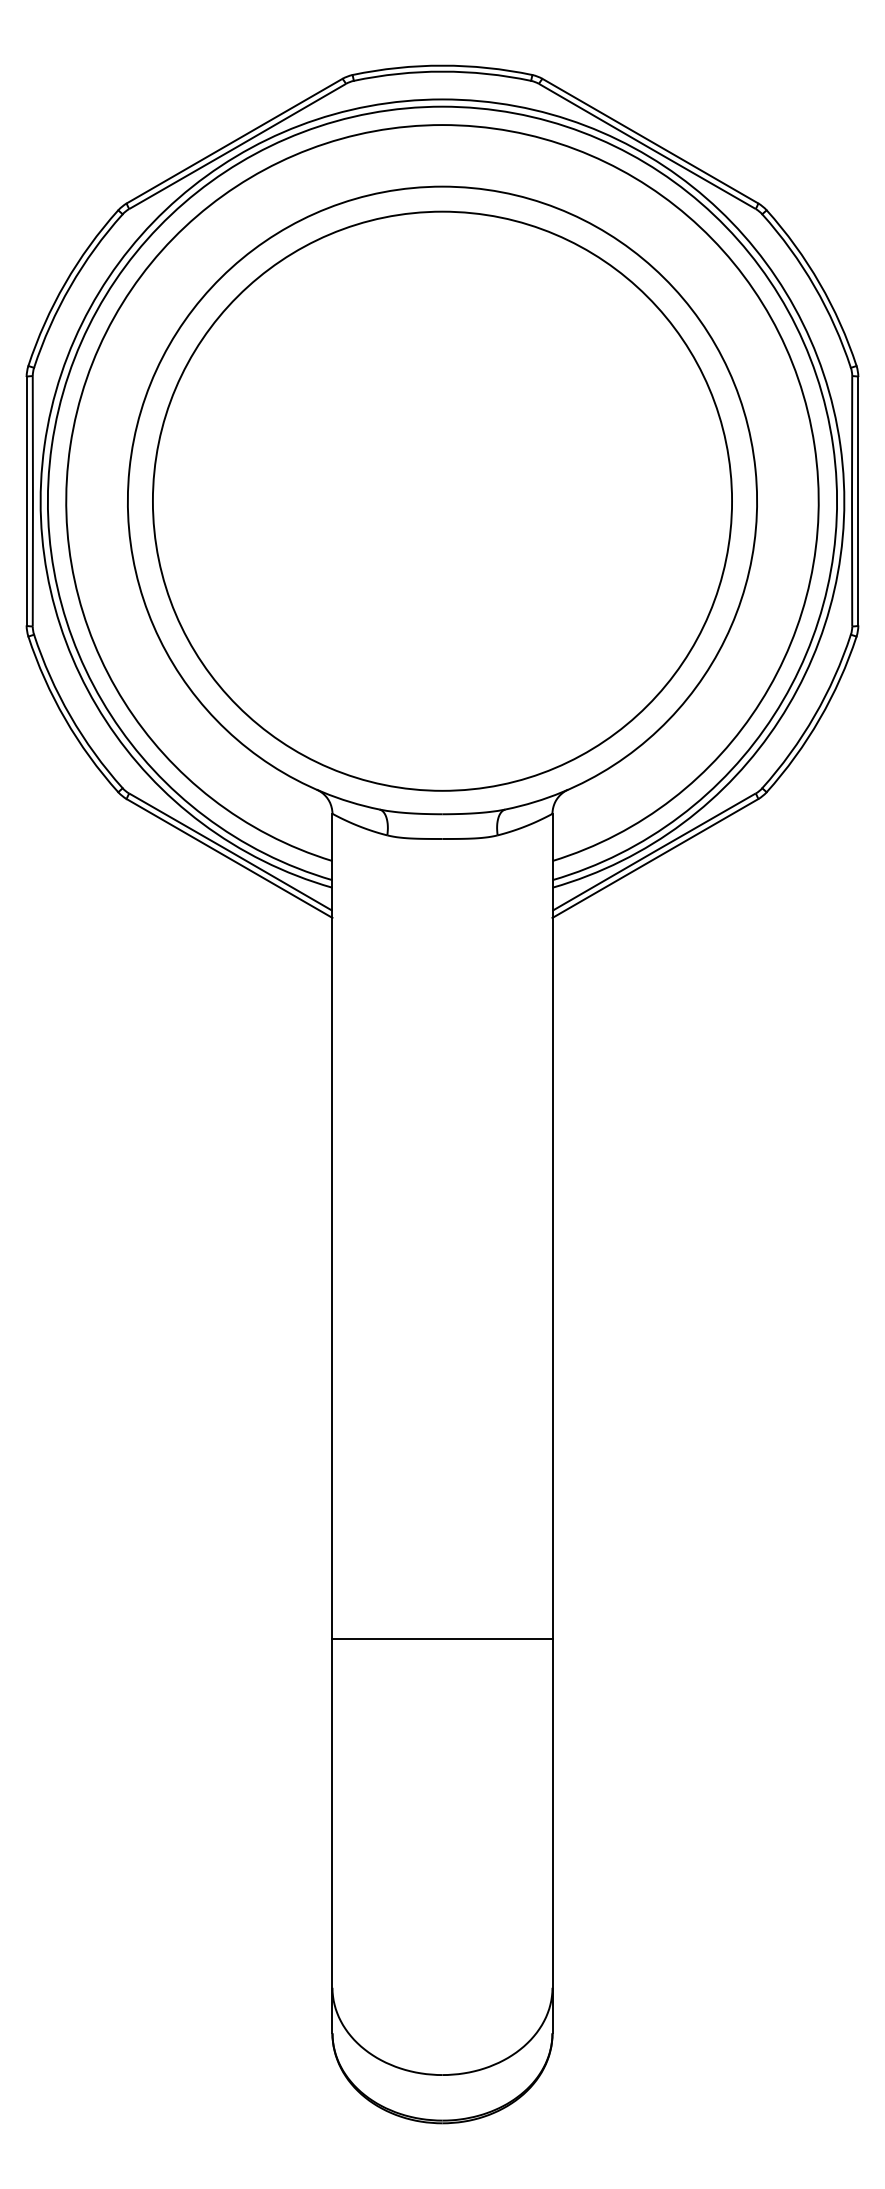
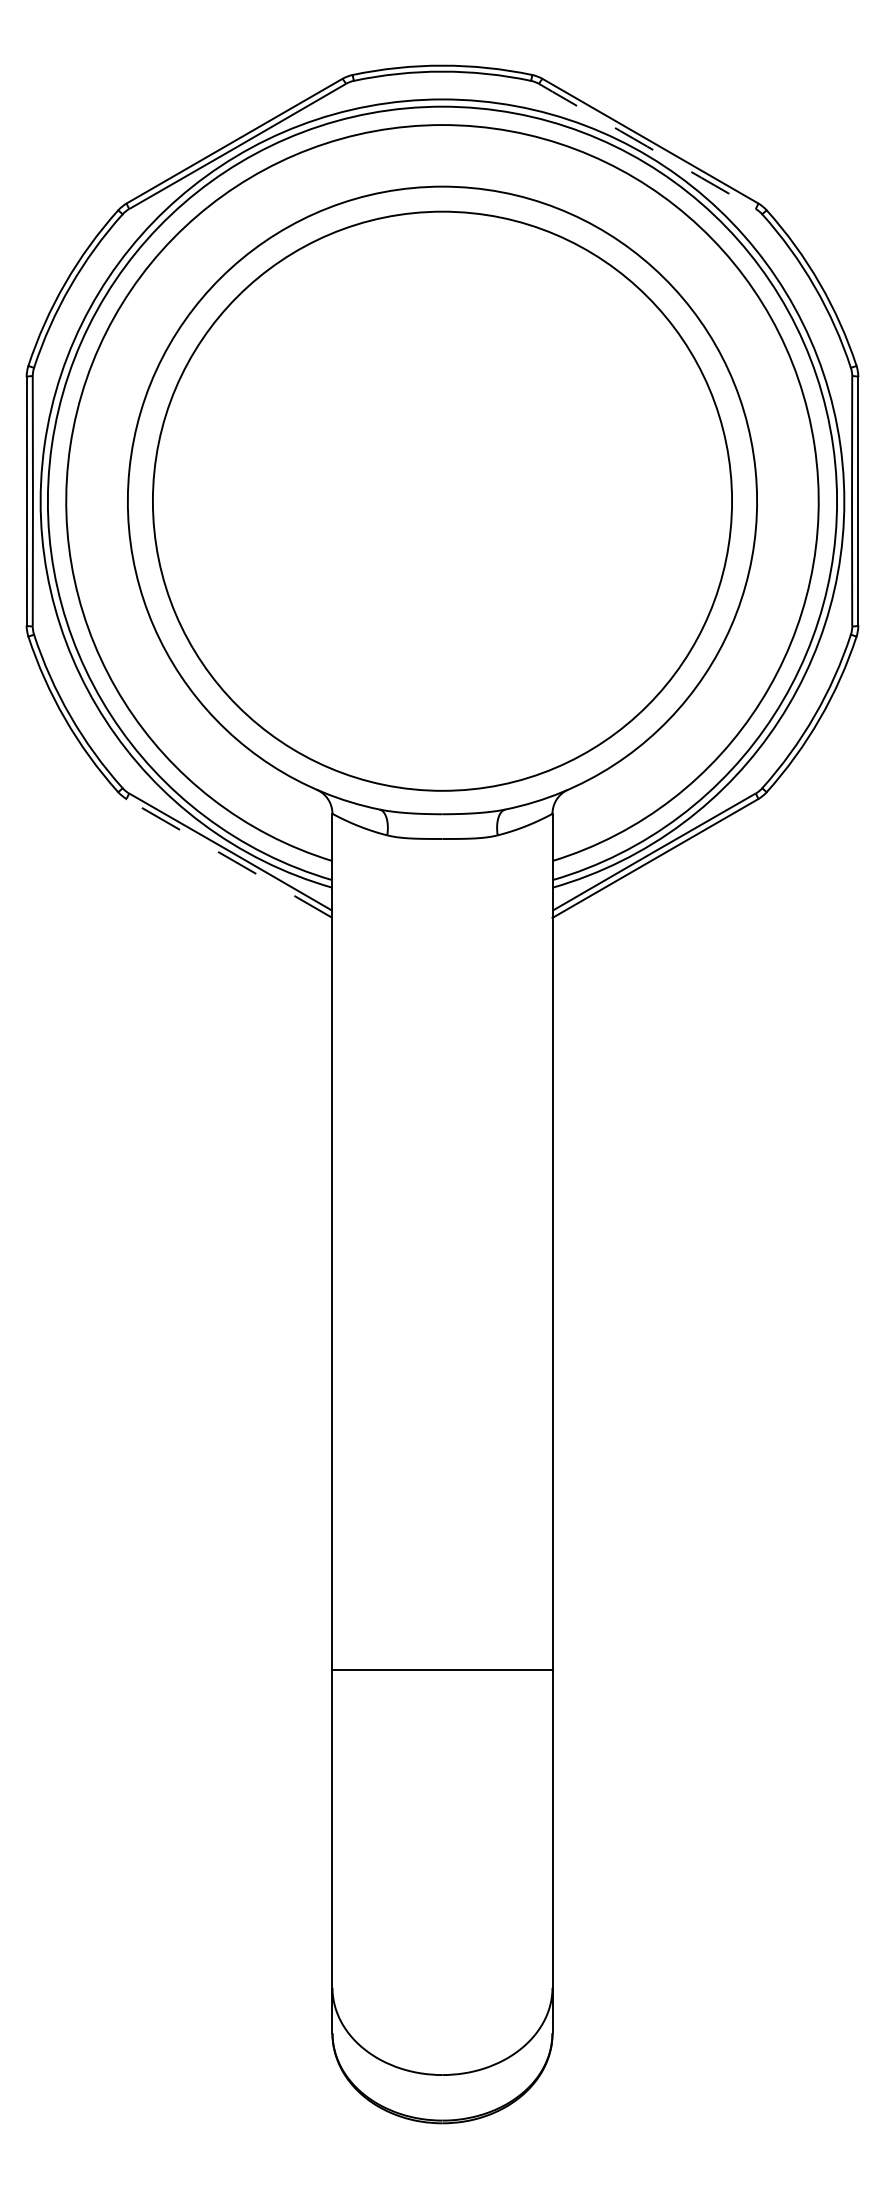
arc: solid -> dashed (647, 146)
line: solid -> dashed (229, 858)
line position: (442, 1638) -> (442, 1669) (442, 1669)
